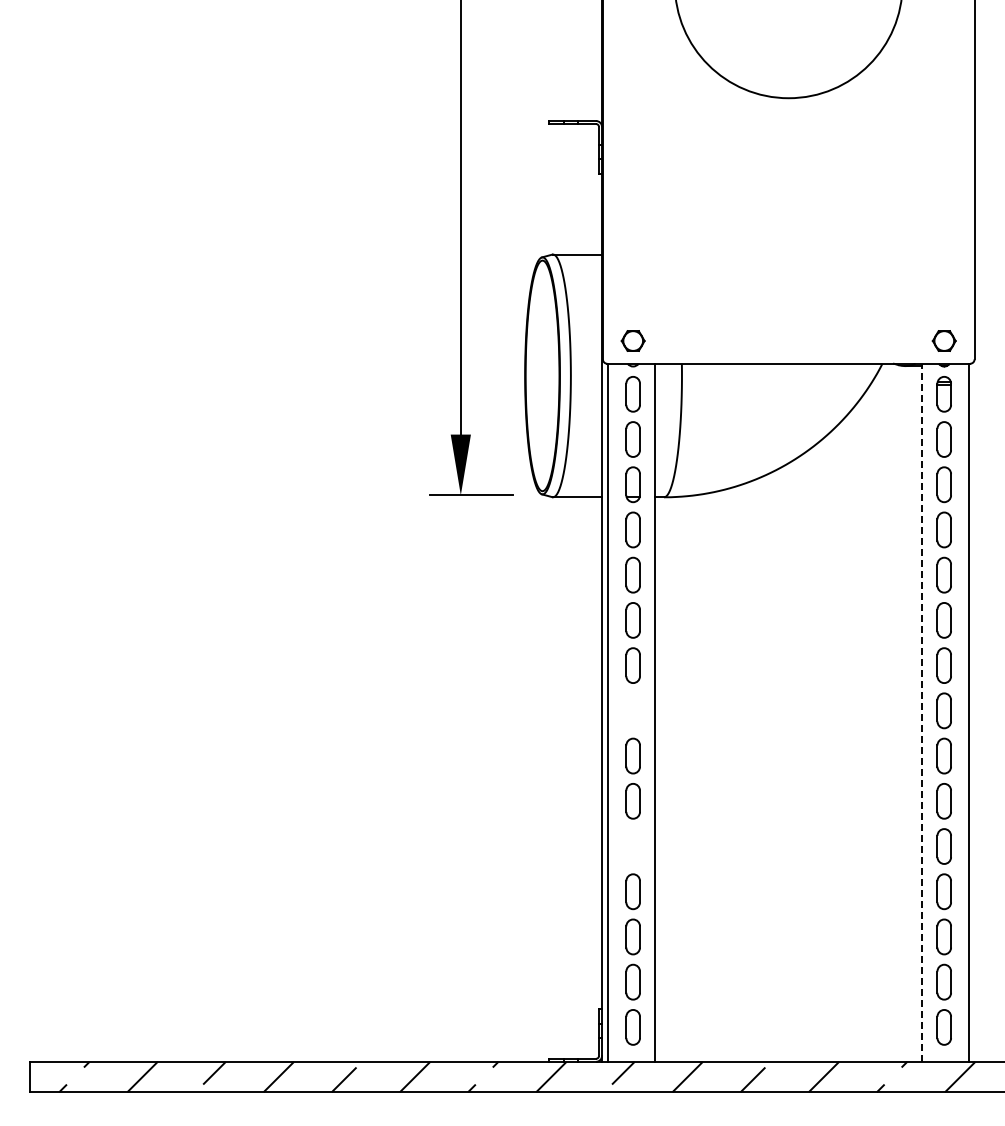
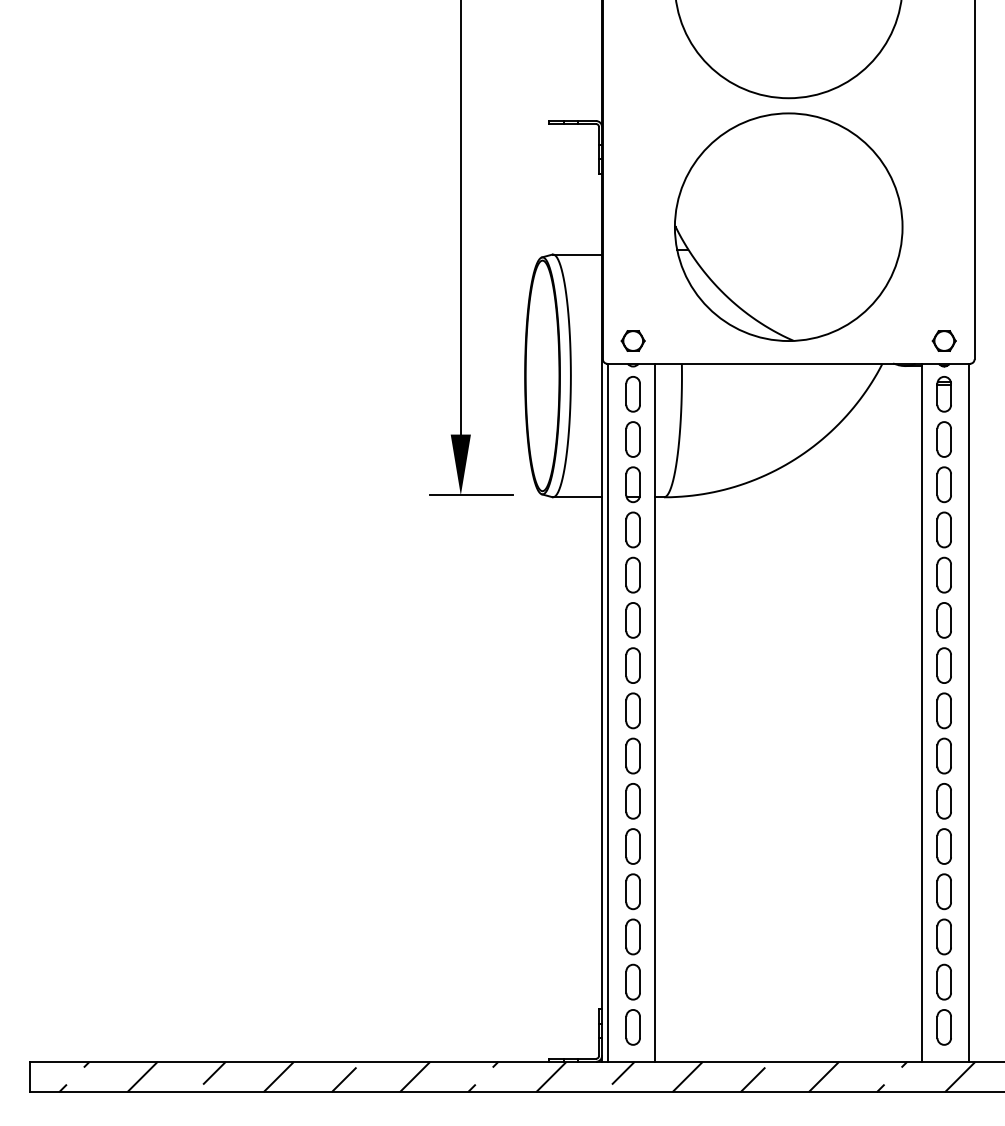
part: none -> present (788, 226)
part: none -> present (632, 710)
line: dashed -> solid (922, 712)
part: none -> present (632, 846)
